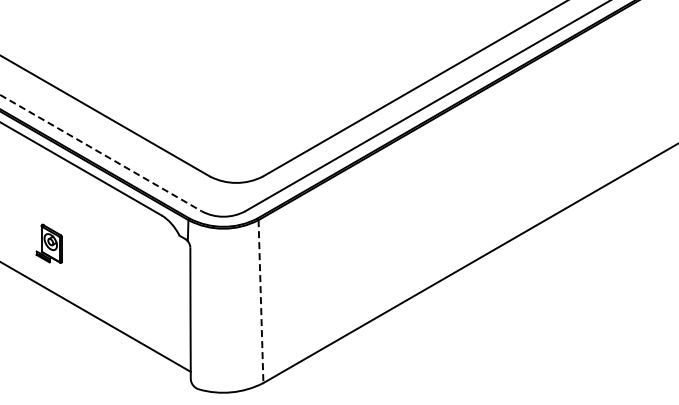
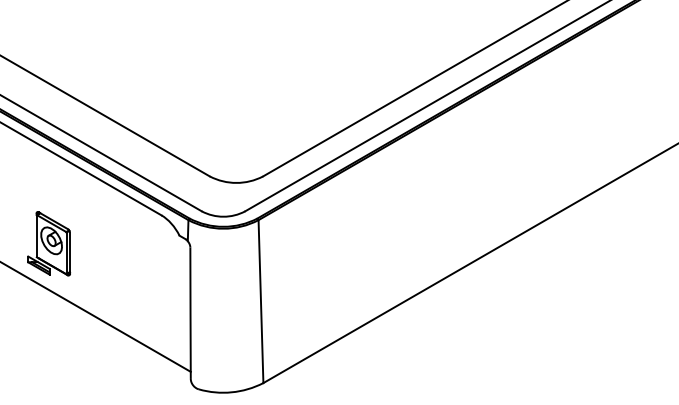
line: dashed -> solid (101, 153)
part size: 28x41 px -> 45x66 px (49, 243)
line: dashed -> solid (260, 301)
